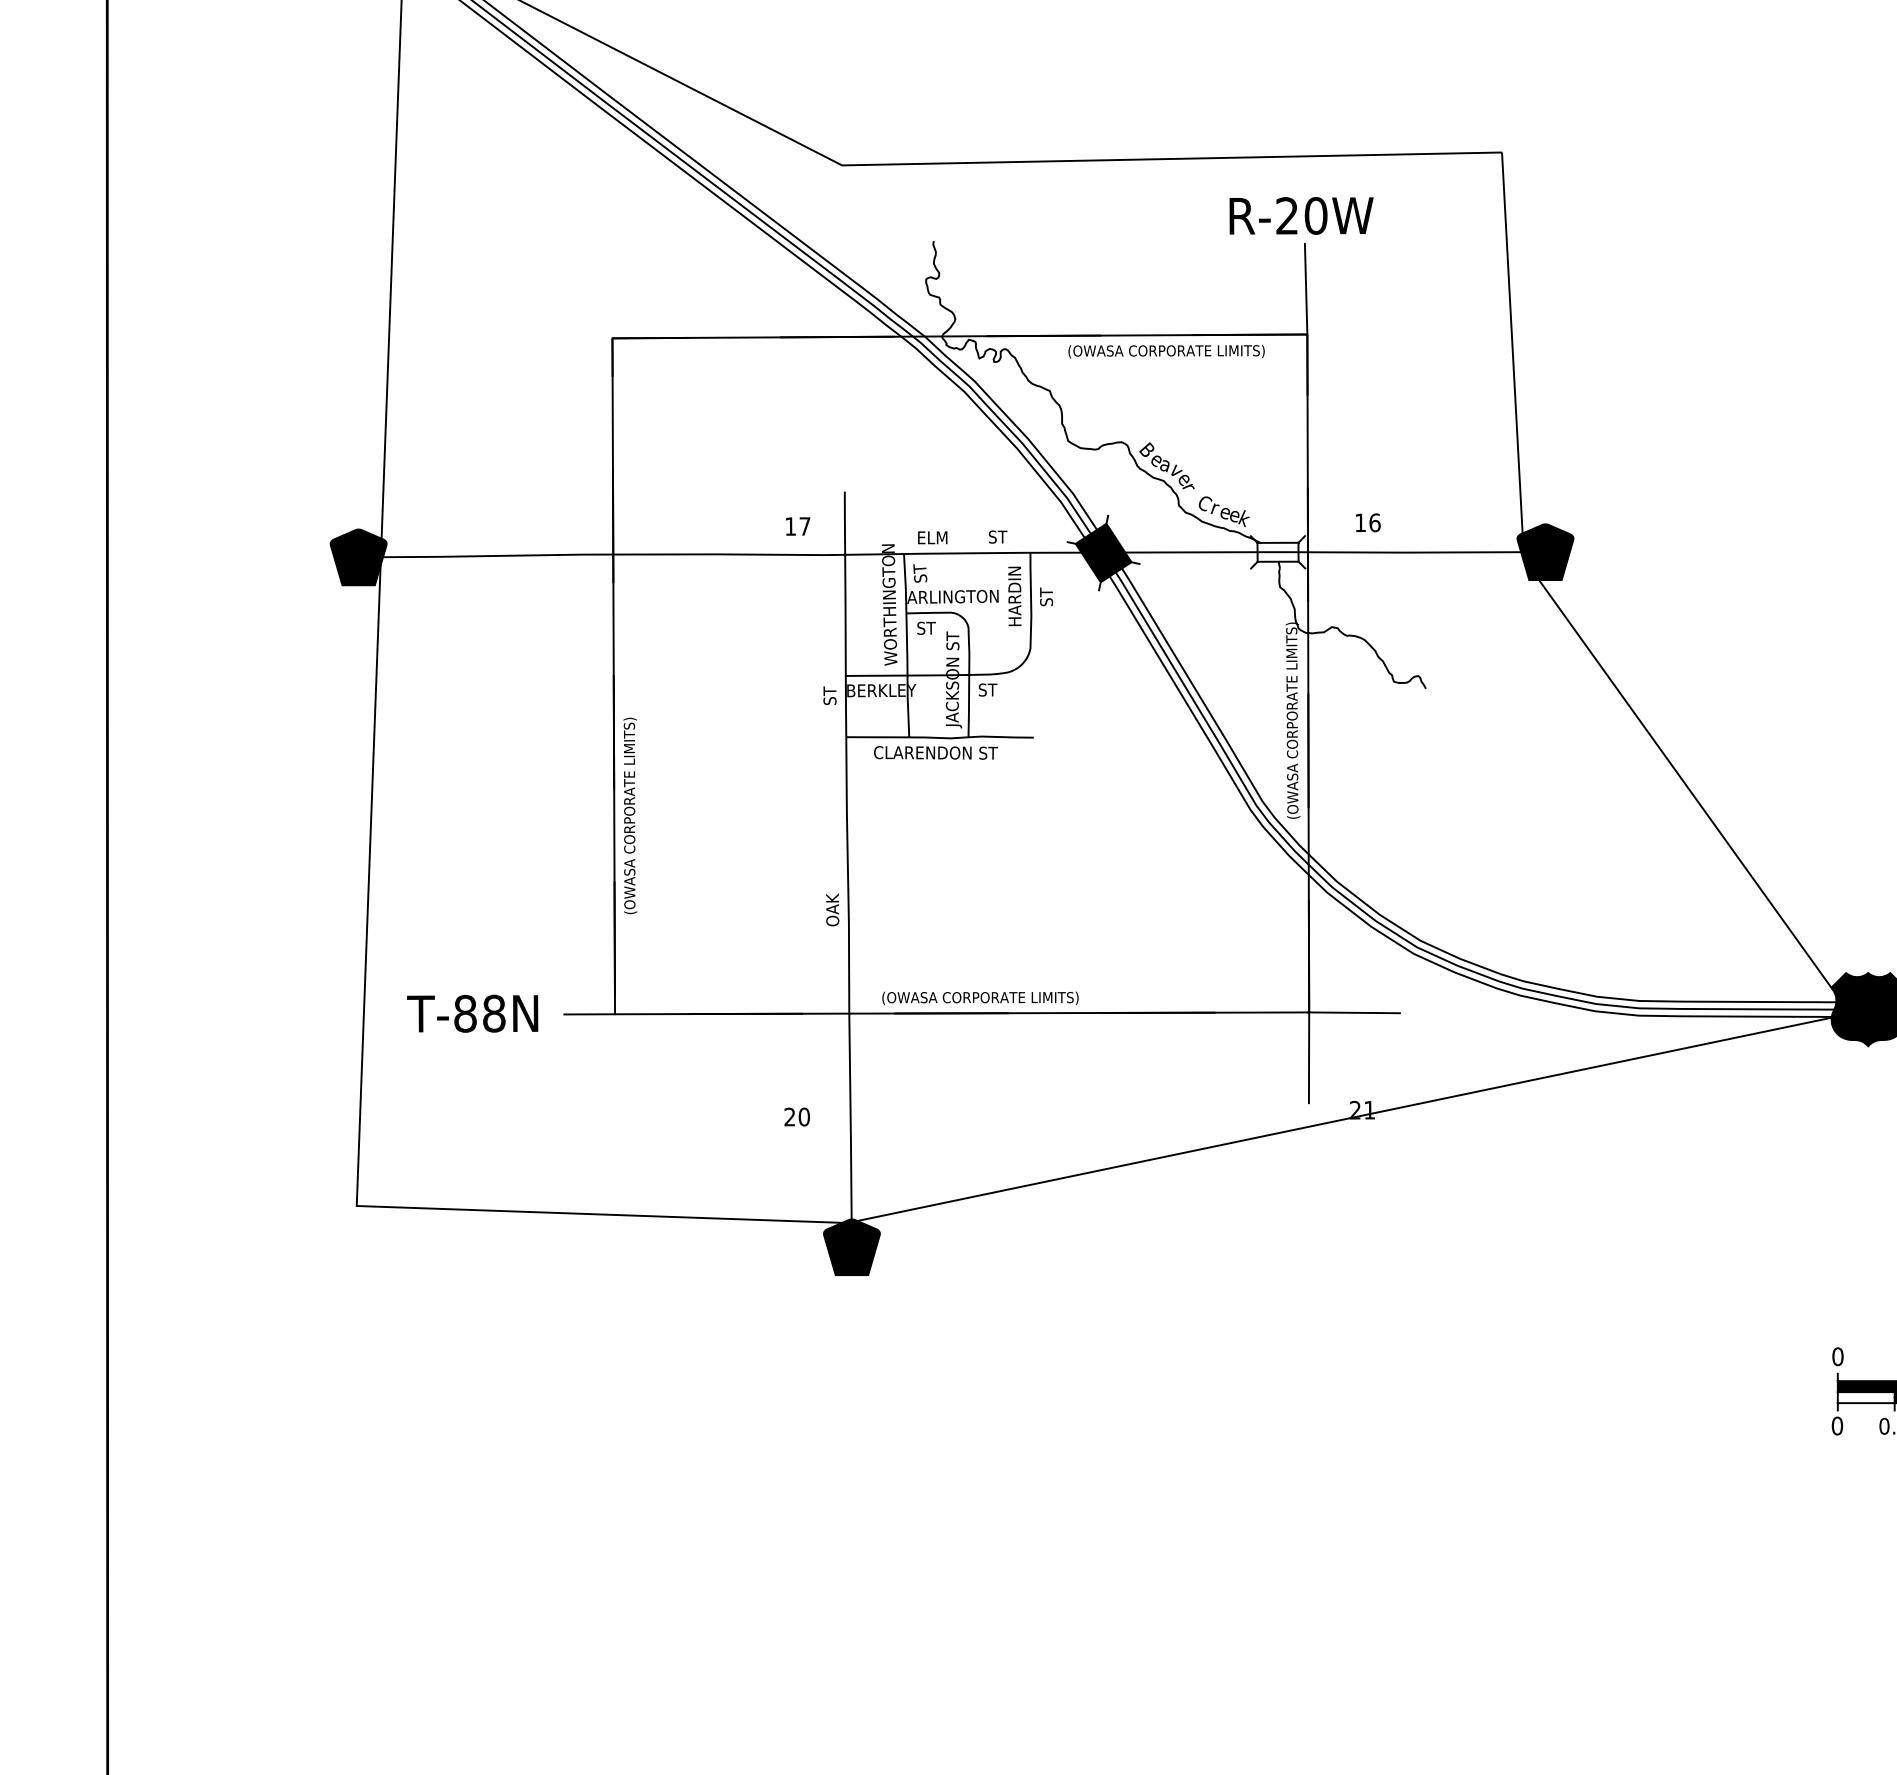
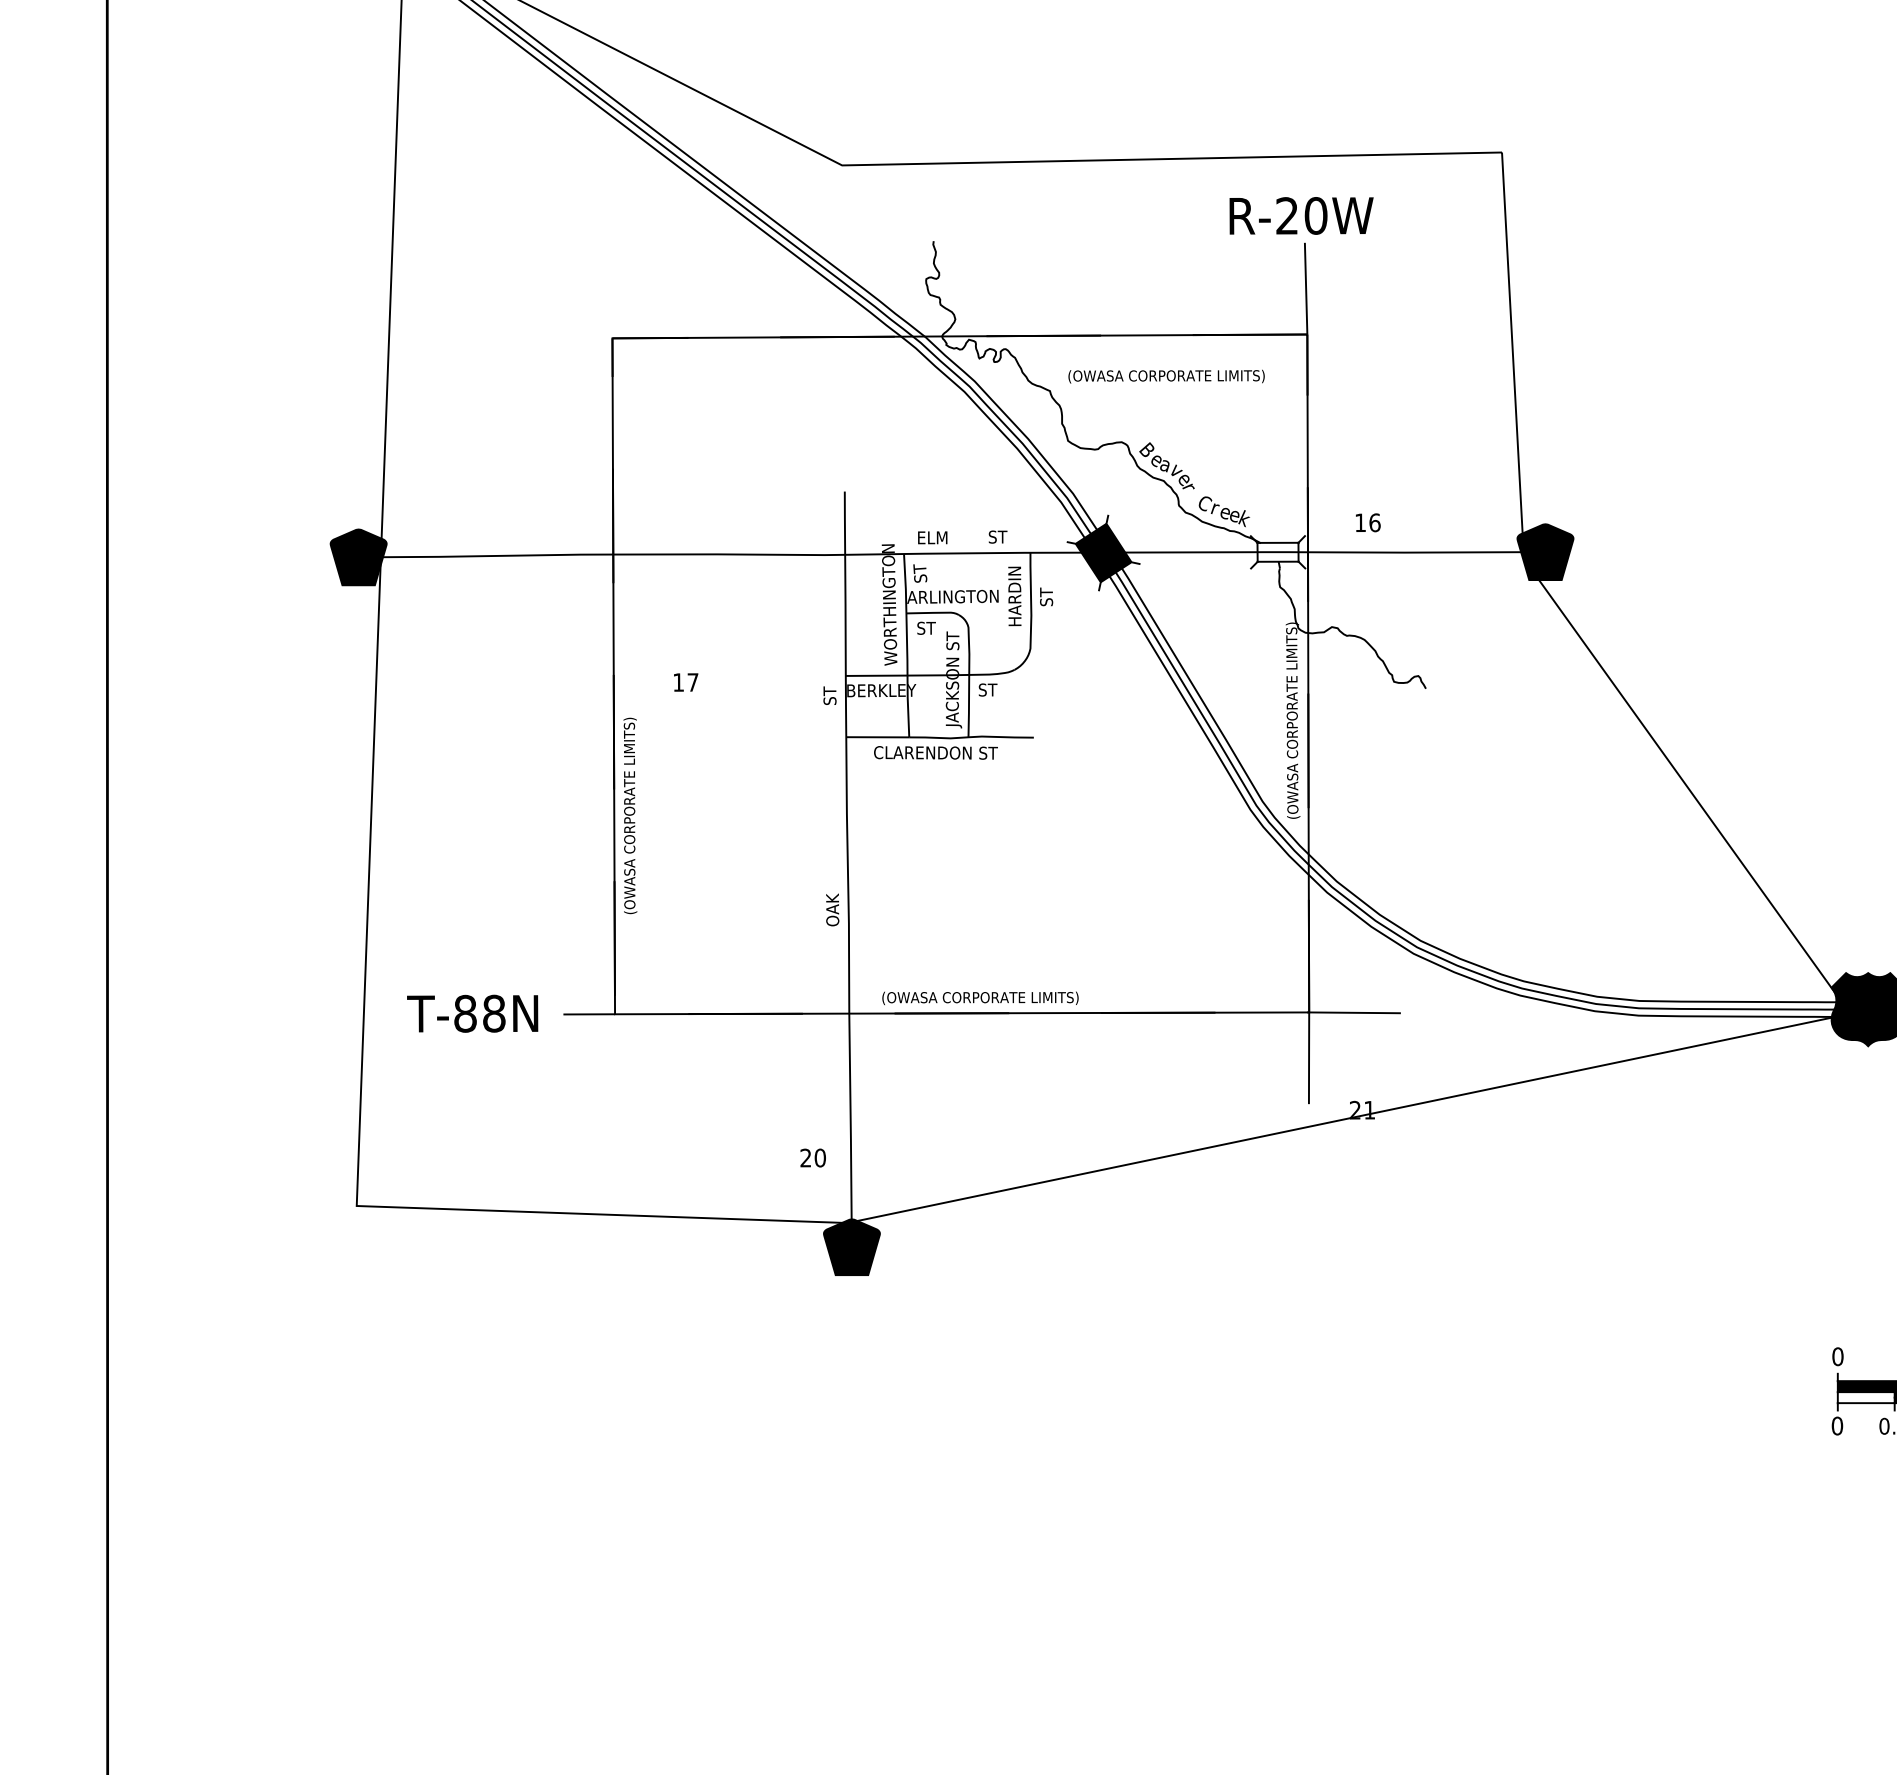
text position: (1166, 351) -> (1166, 376) (1166, 376)
text position: (798, 526) -> (686, 682) (686, 682)
text position: (796, 1116) -> (812, 1157) (812, 1157)
